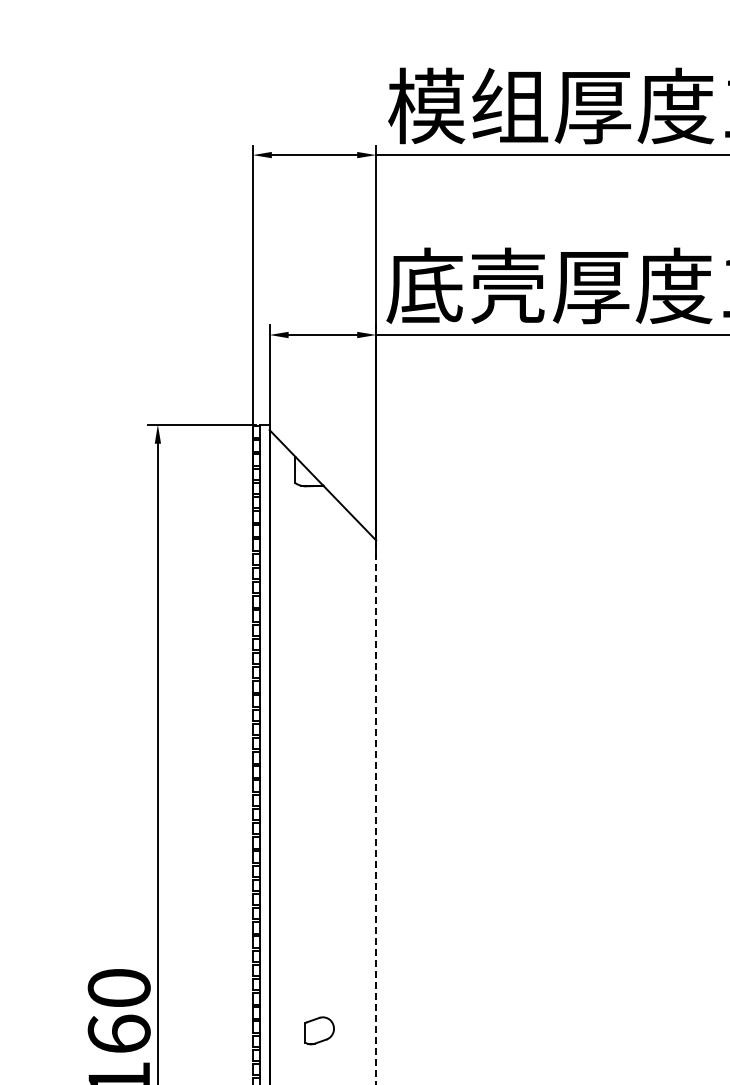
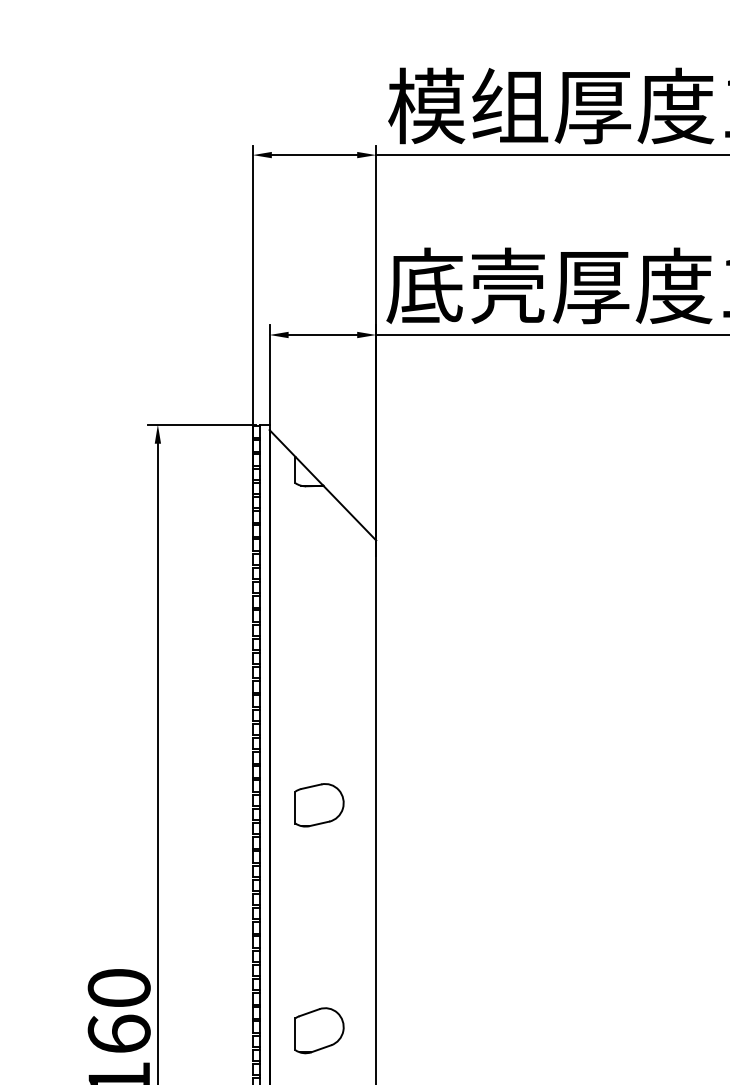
part: none -> present (319, 805)
line: dashed -> solid (376, 812)
part size: 31x30 px -> 51x48 px (319, 1030)
